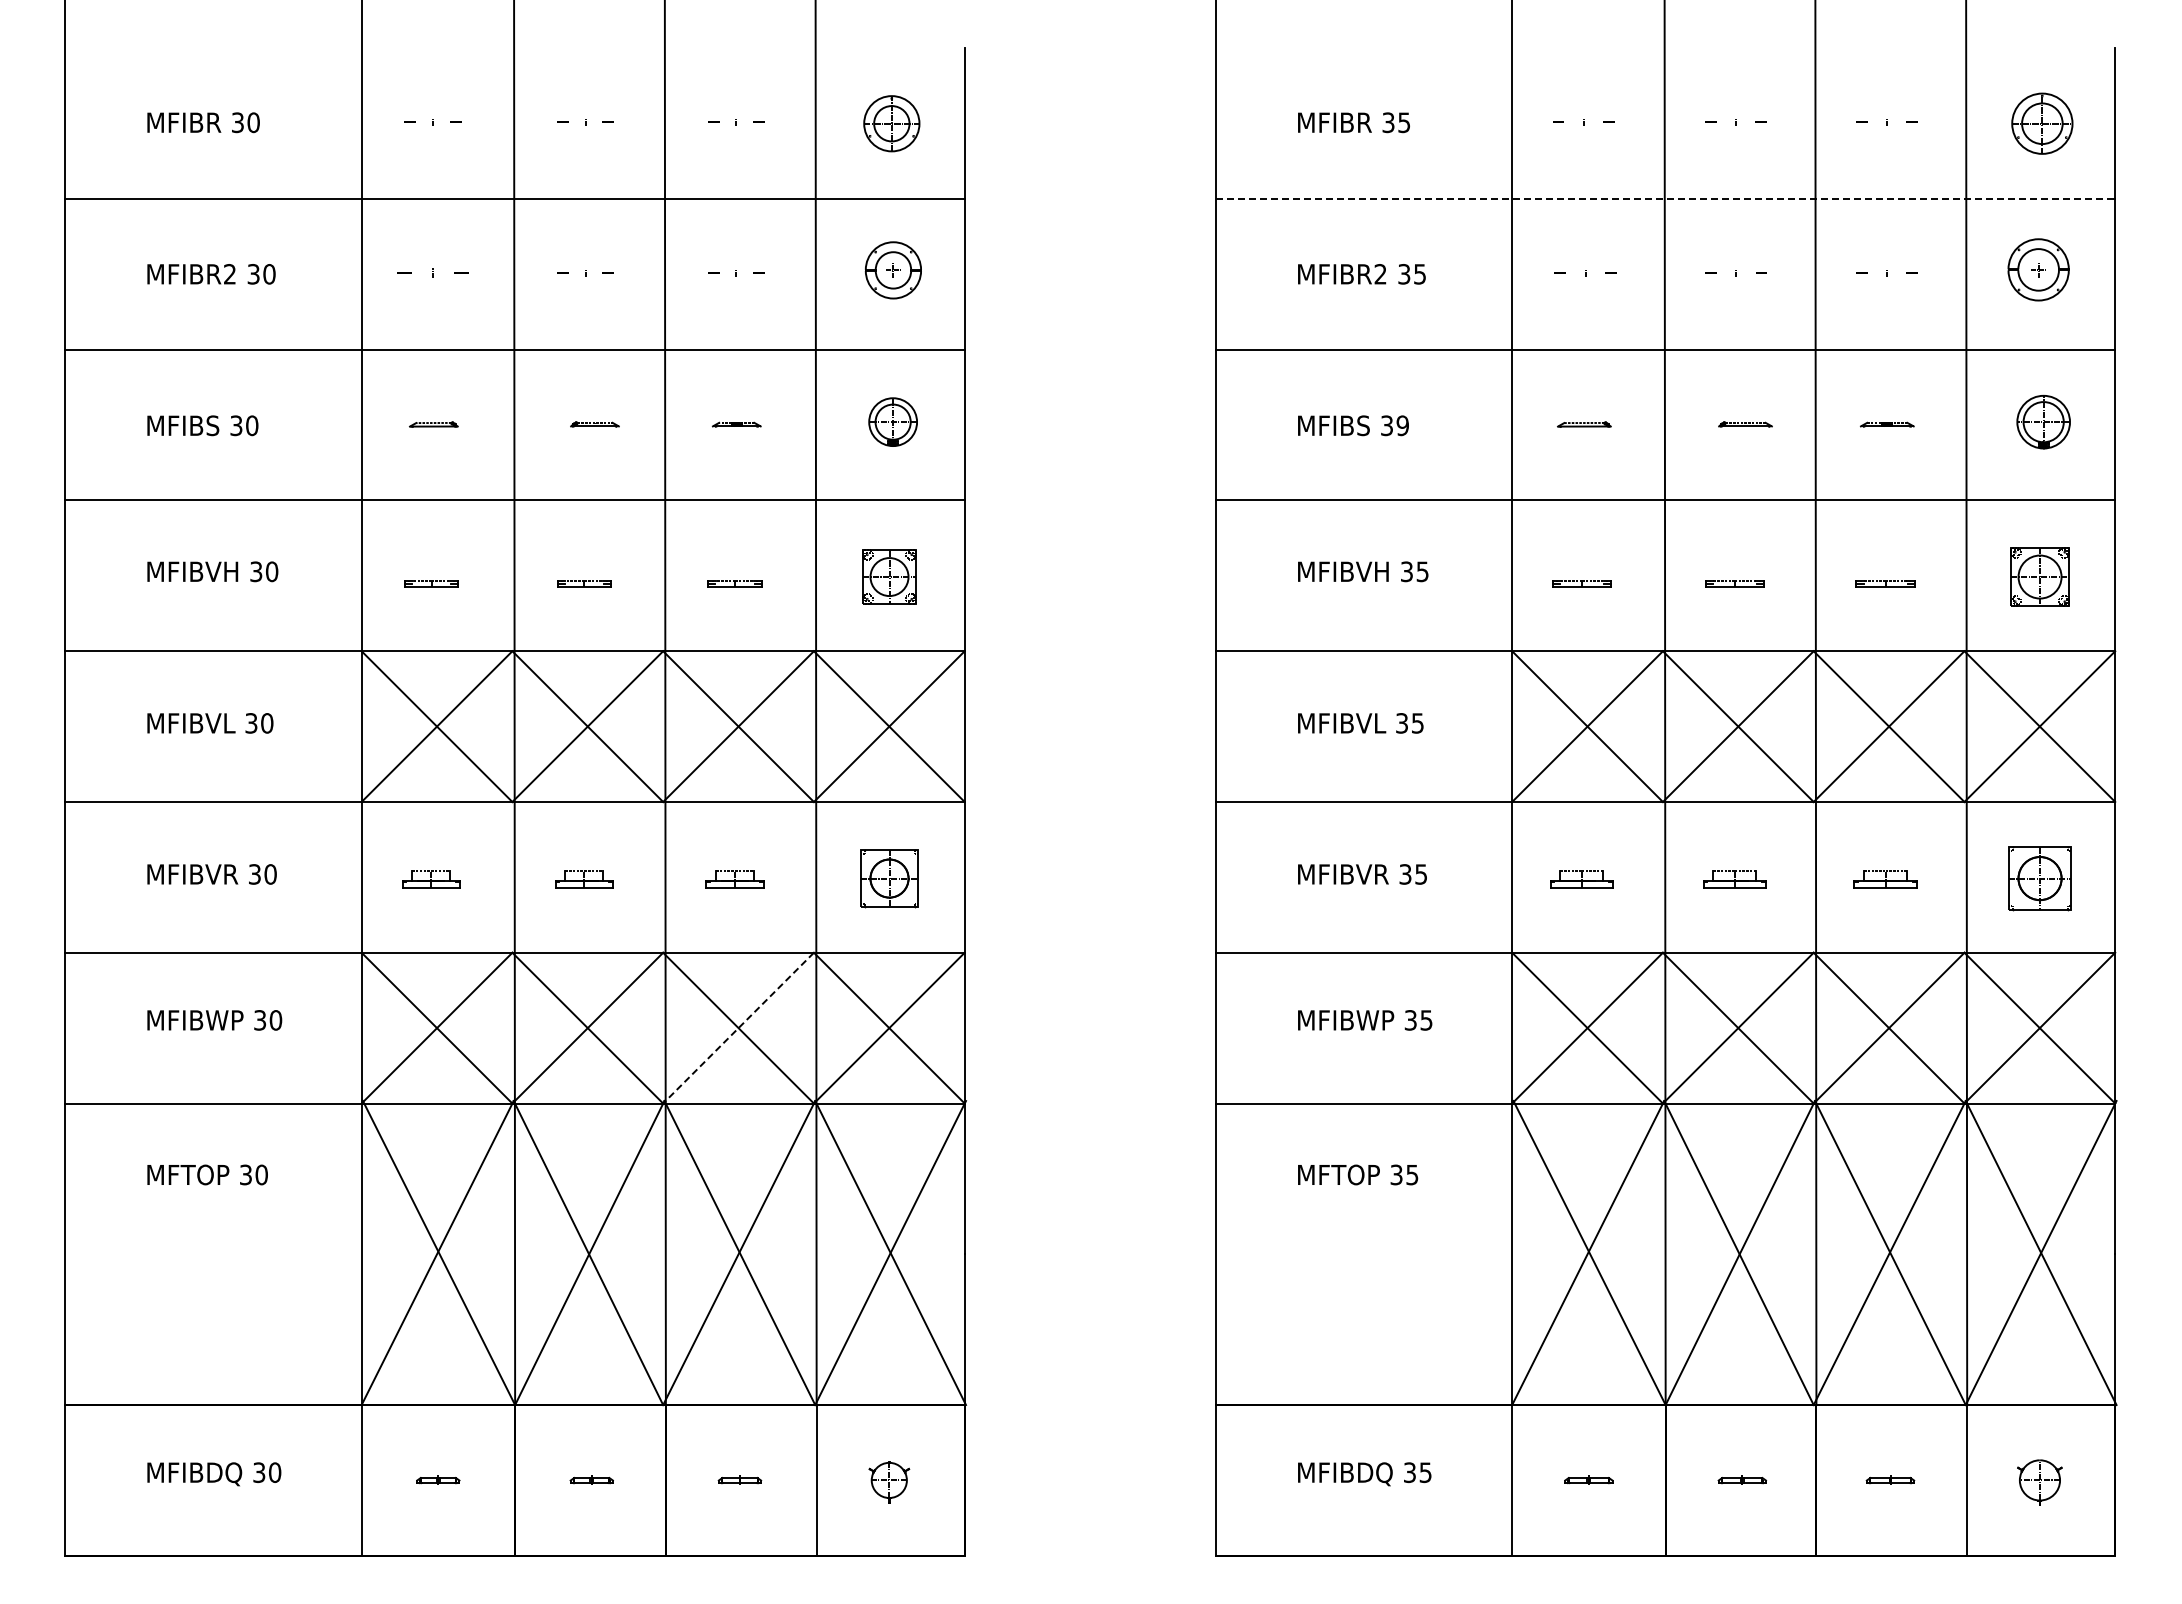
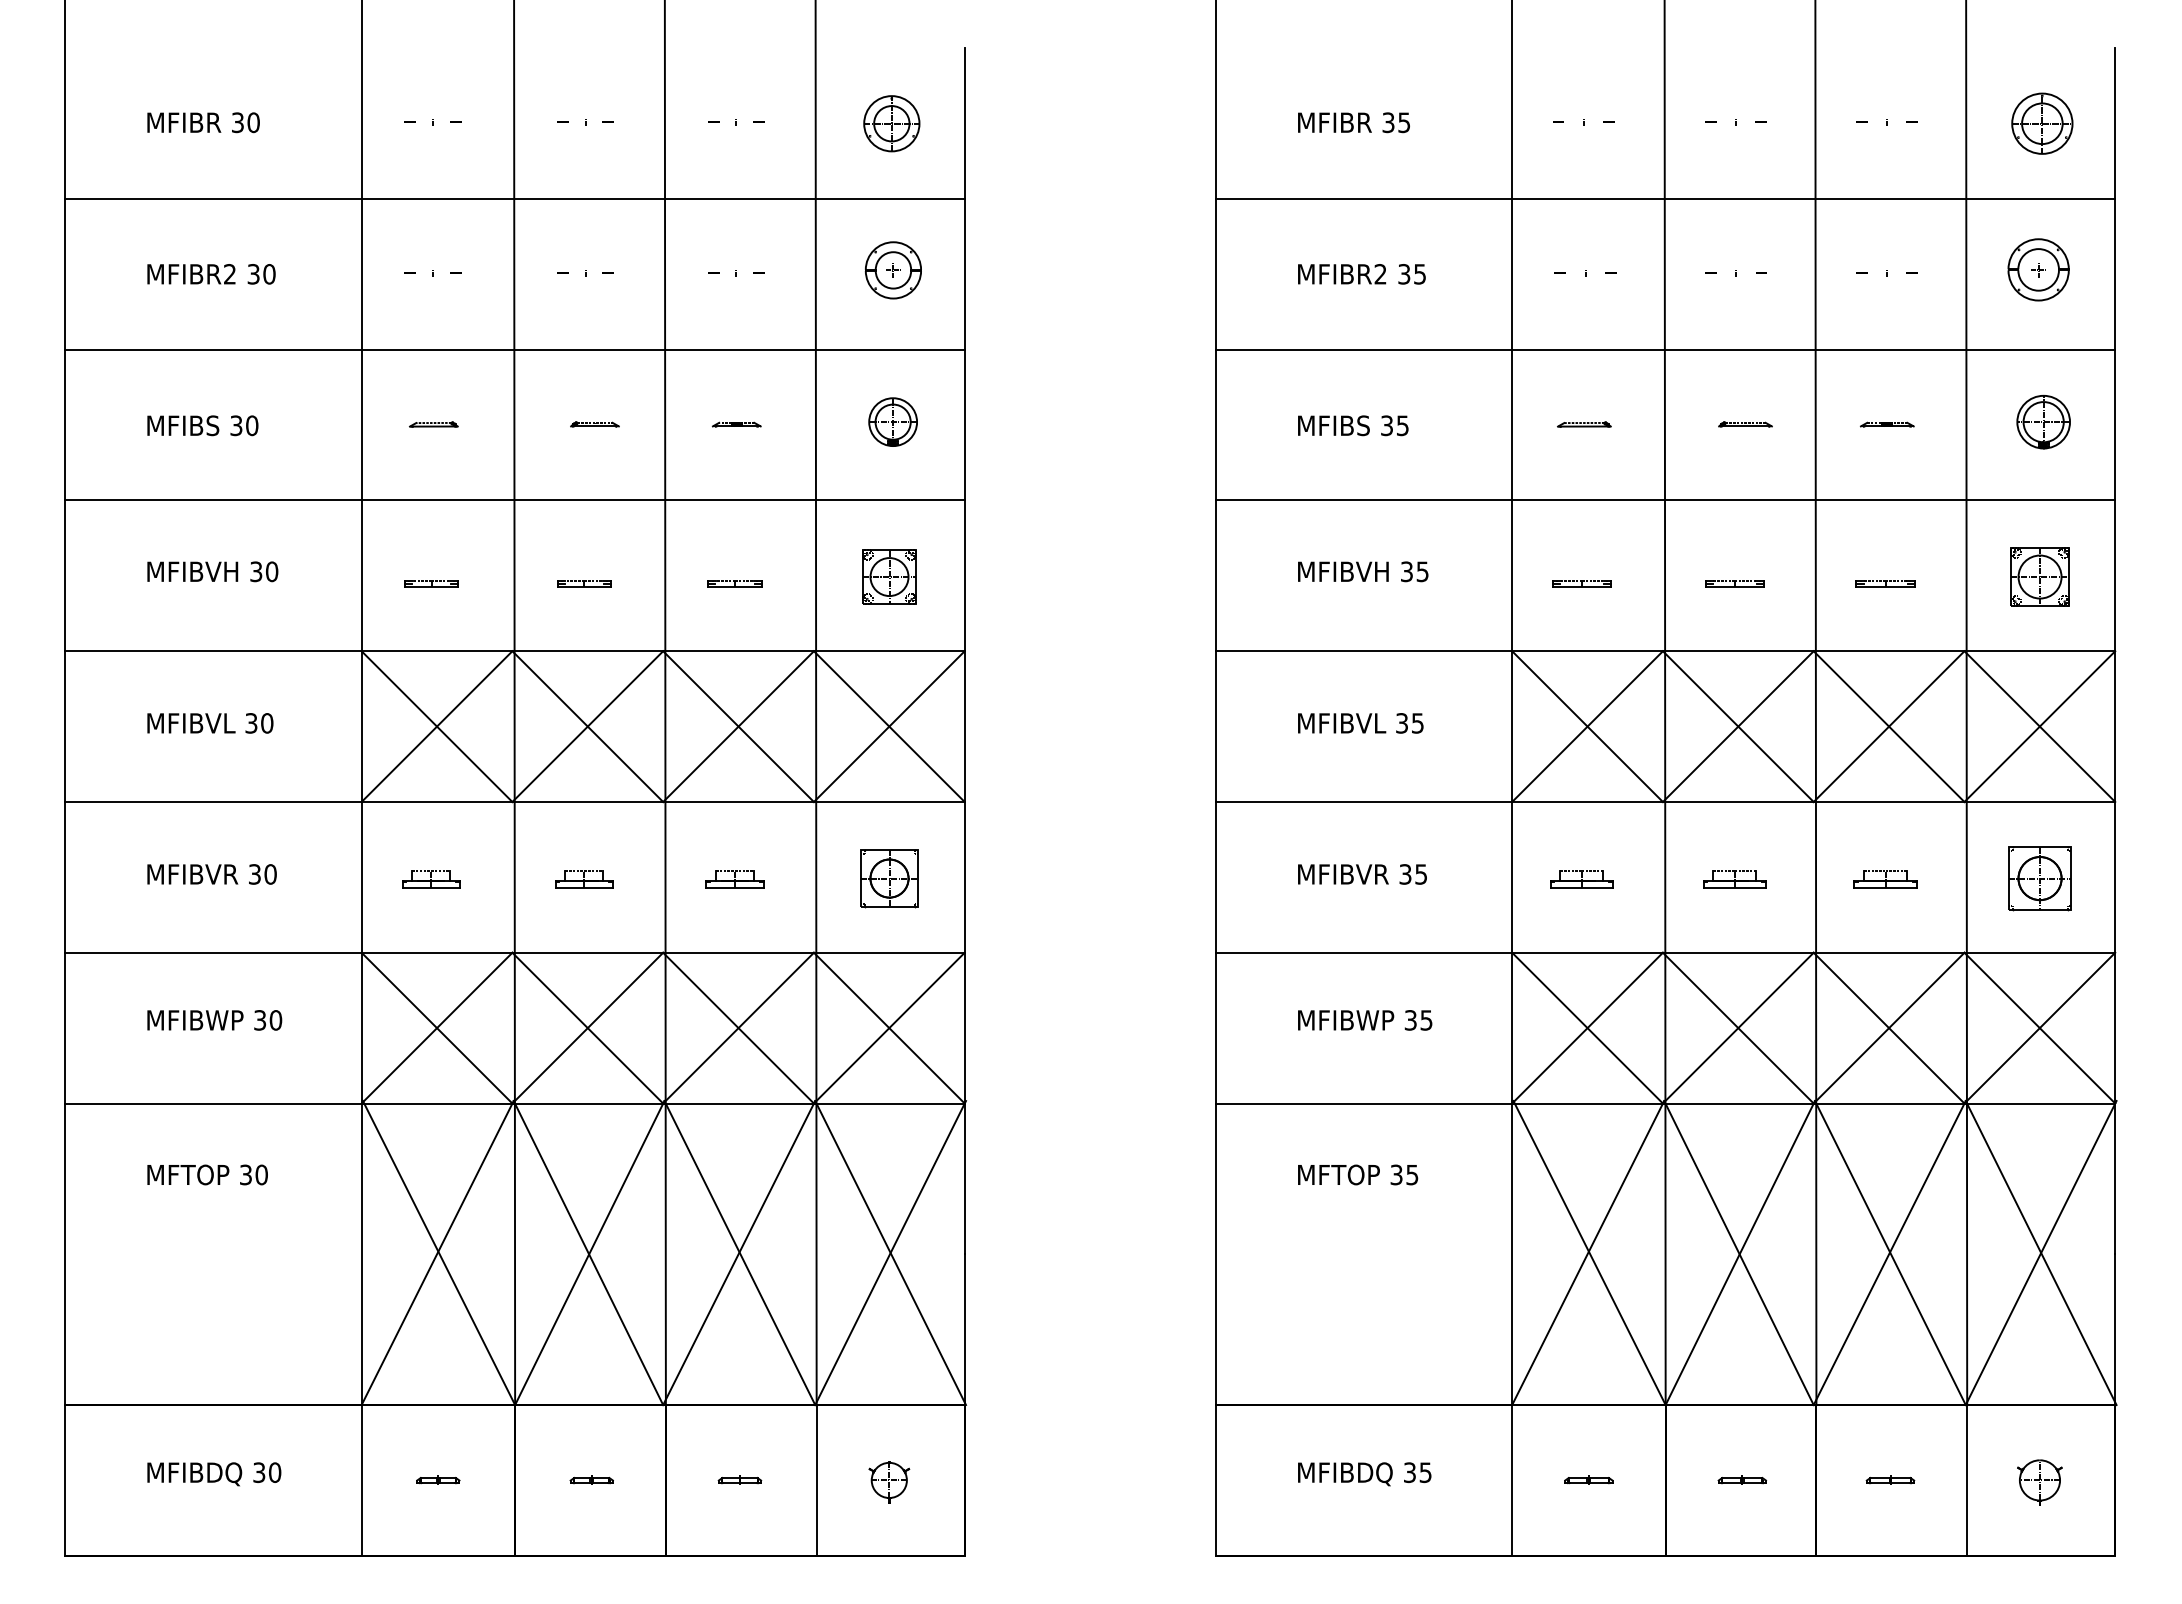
line: dashed -> solid (1665, 198)
part size: 72x10 px -> 58x7 px (432, 273)
text: 39 -> 35 (1402, 425)
line: dashed -> solid (738, 1028)
